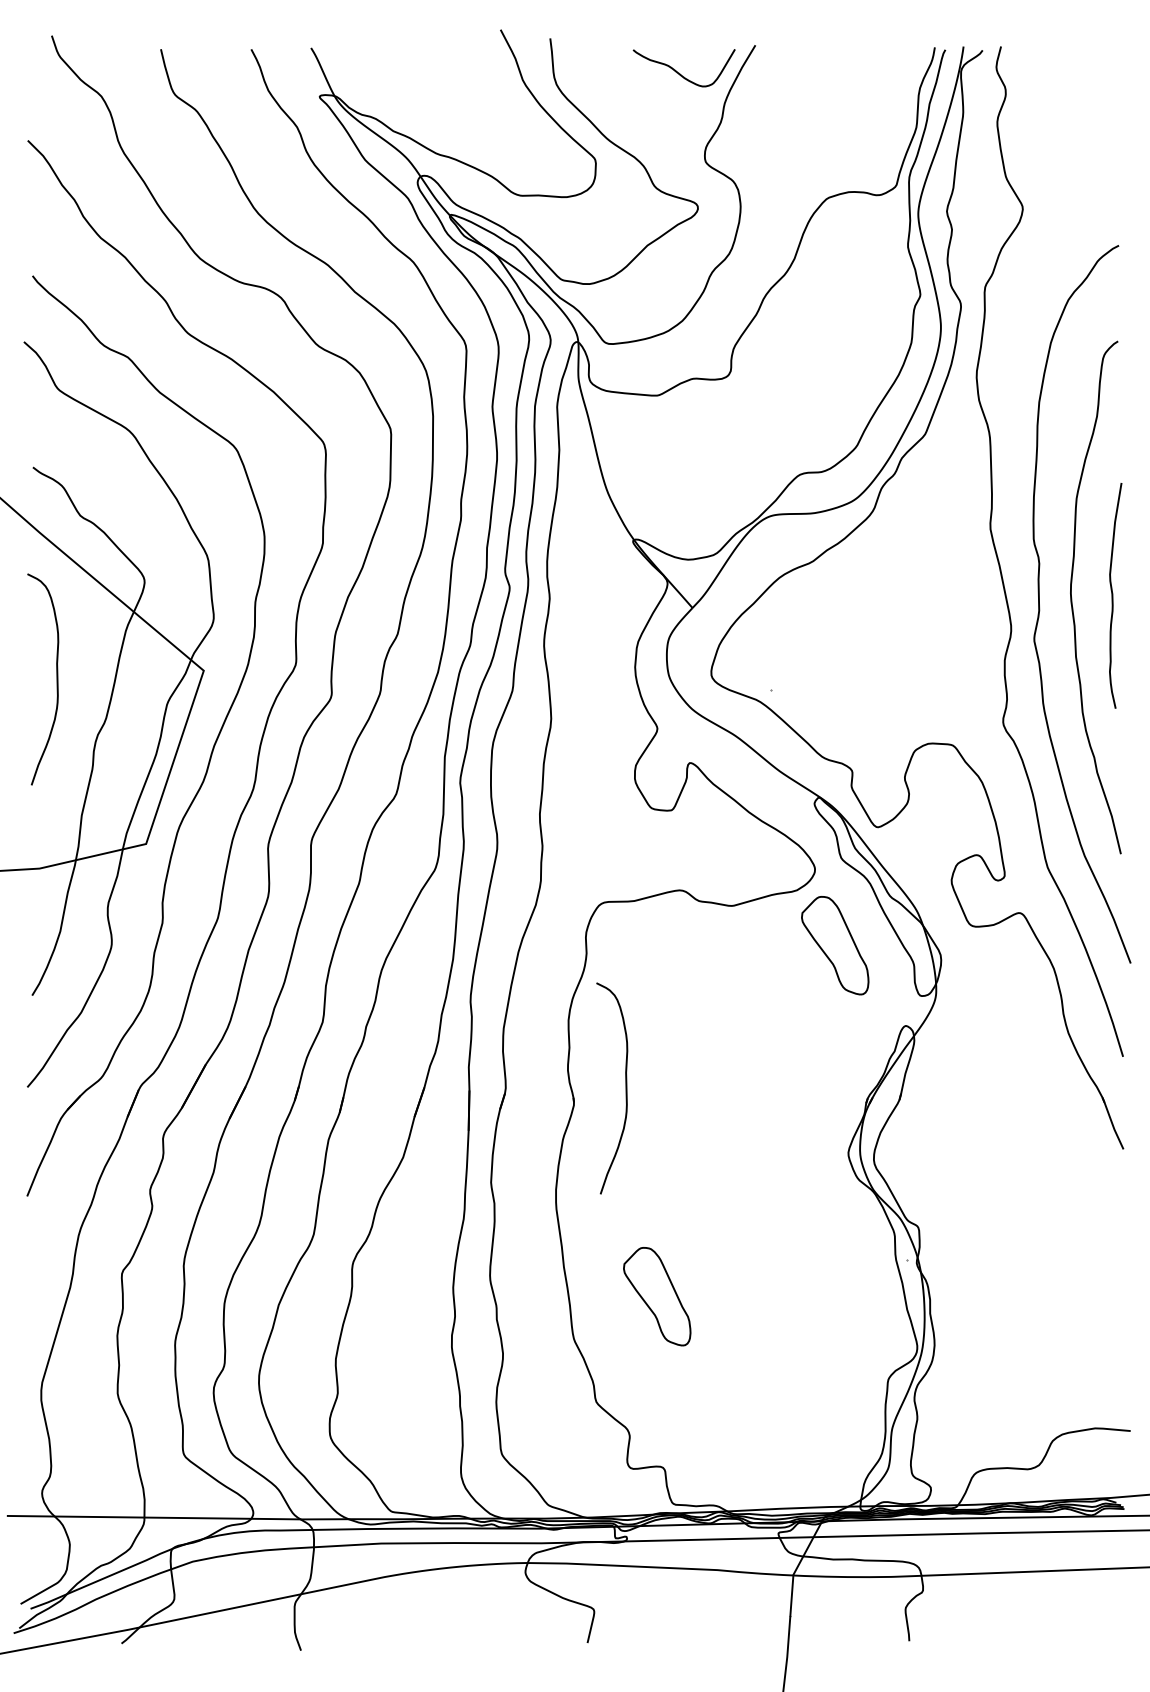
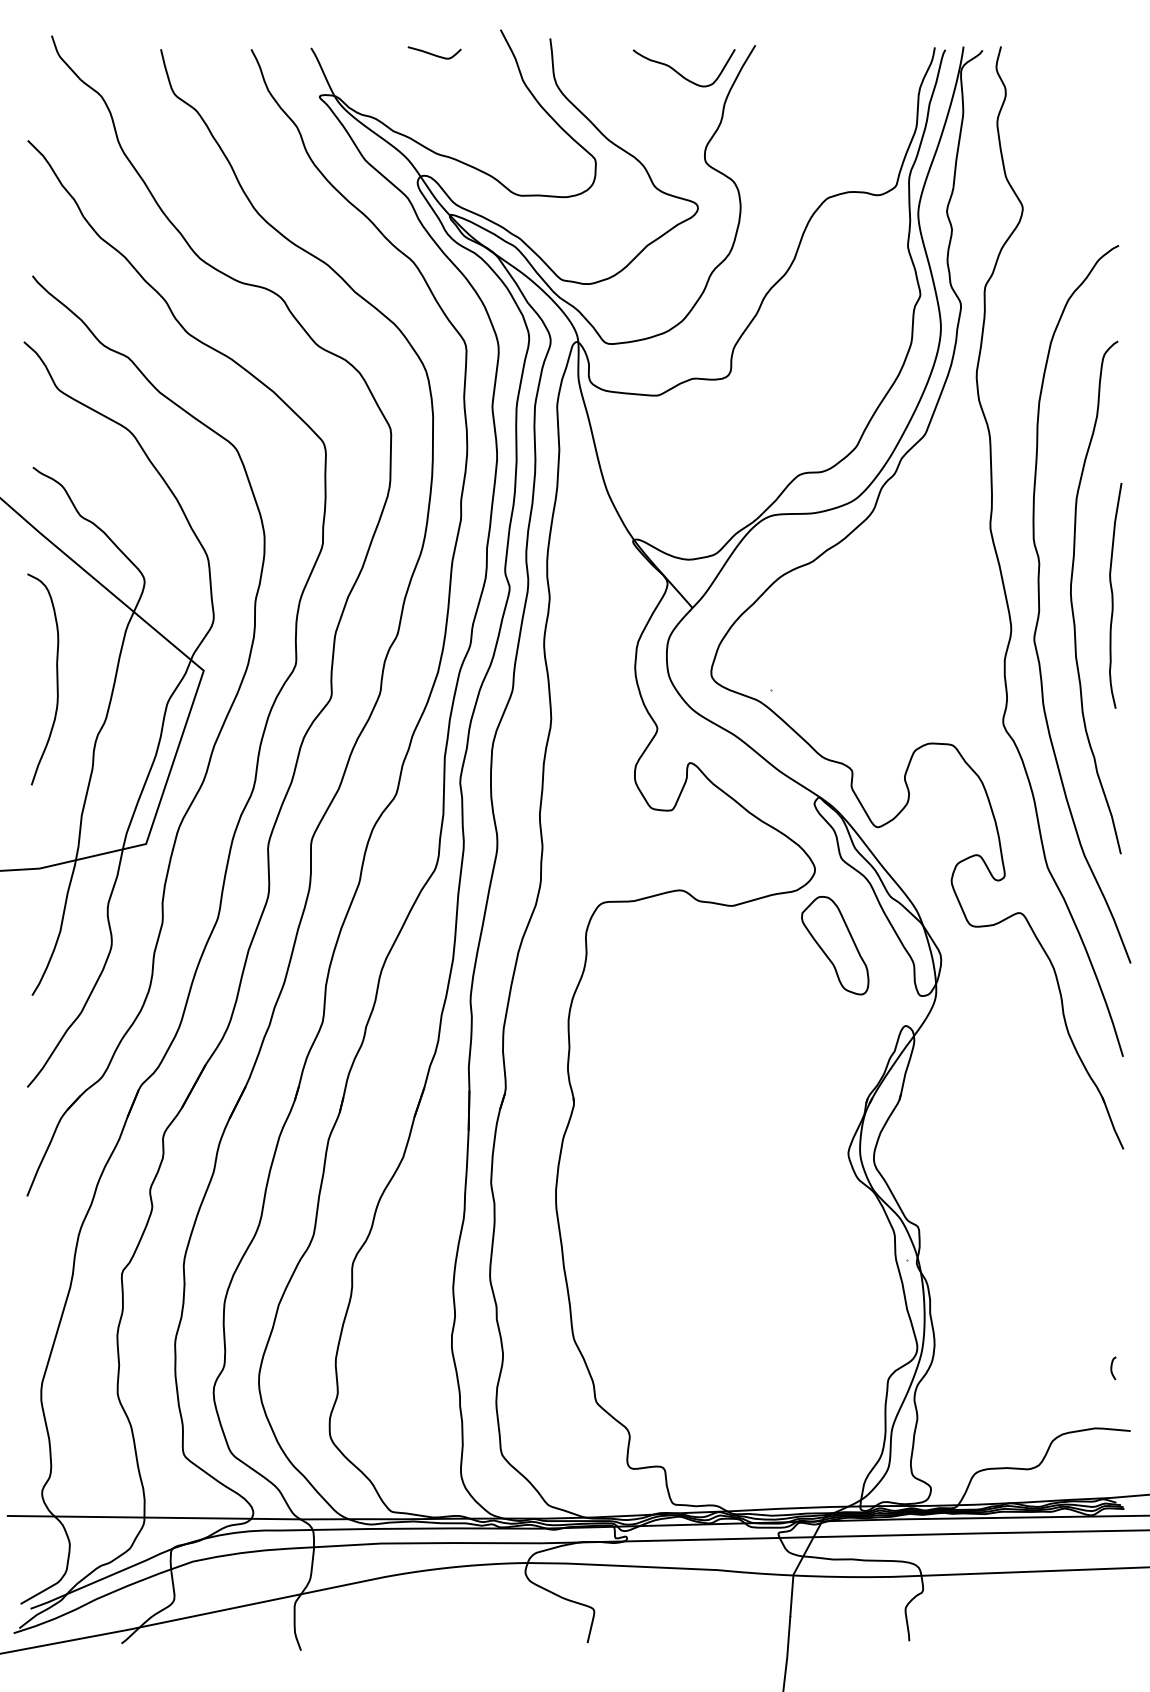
curve: none -> present (433, 53)
curve: present -> none (625, 1088)
part: present -> none (657, 1296)
curve: none -> present (1112, 1367)
